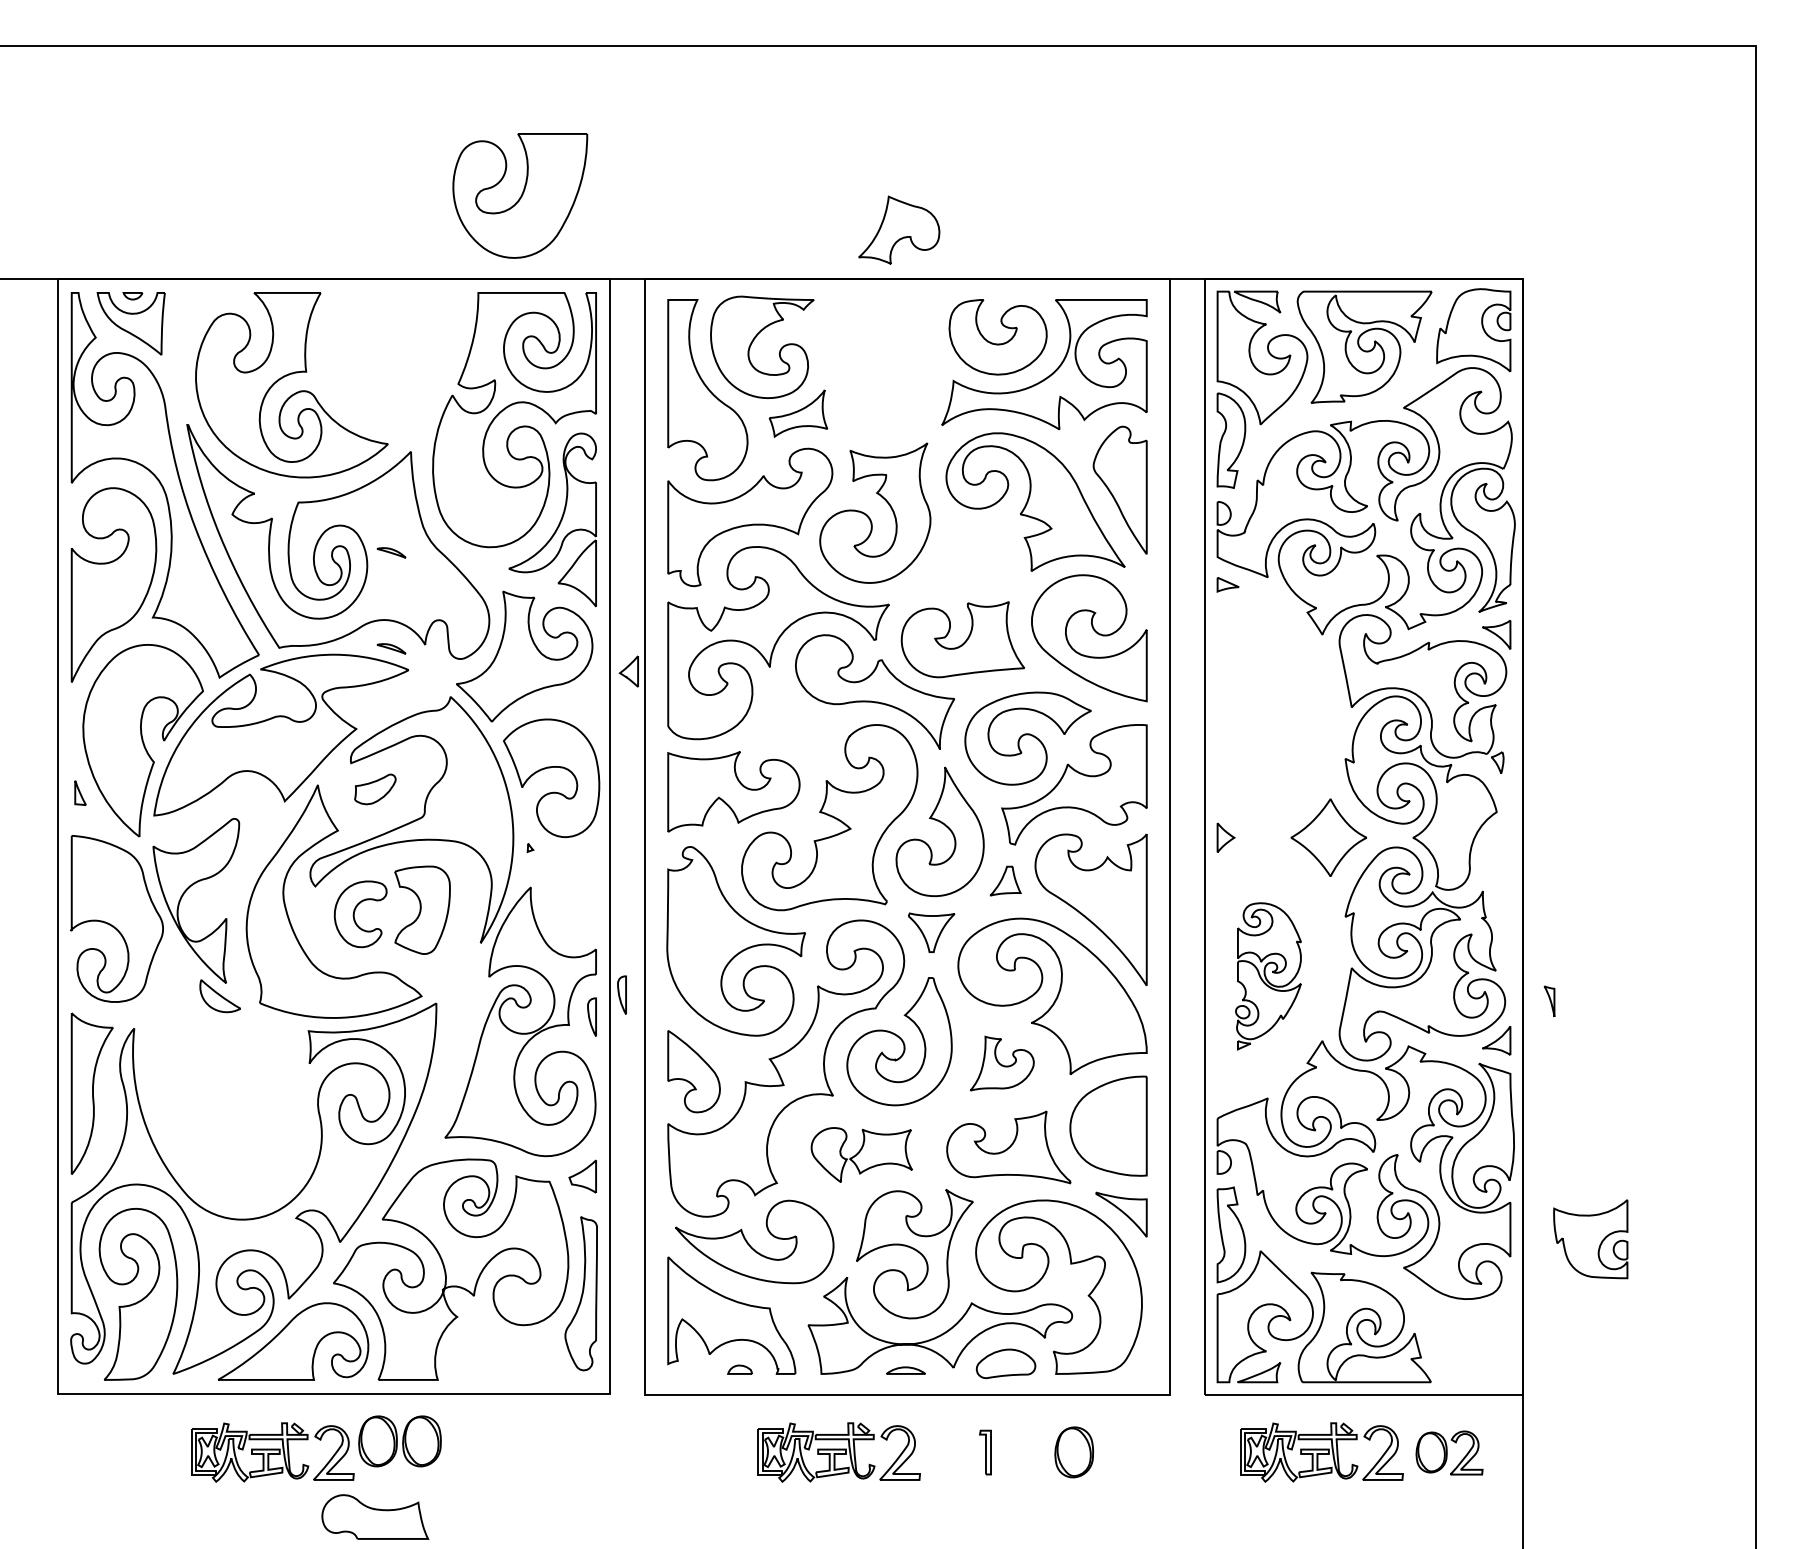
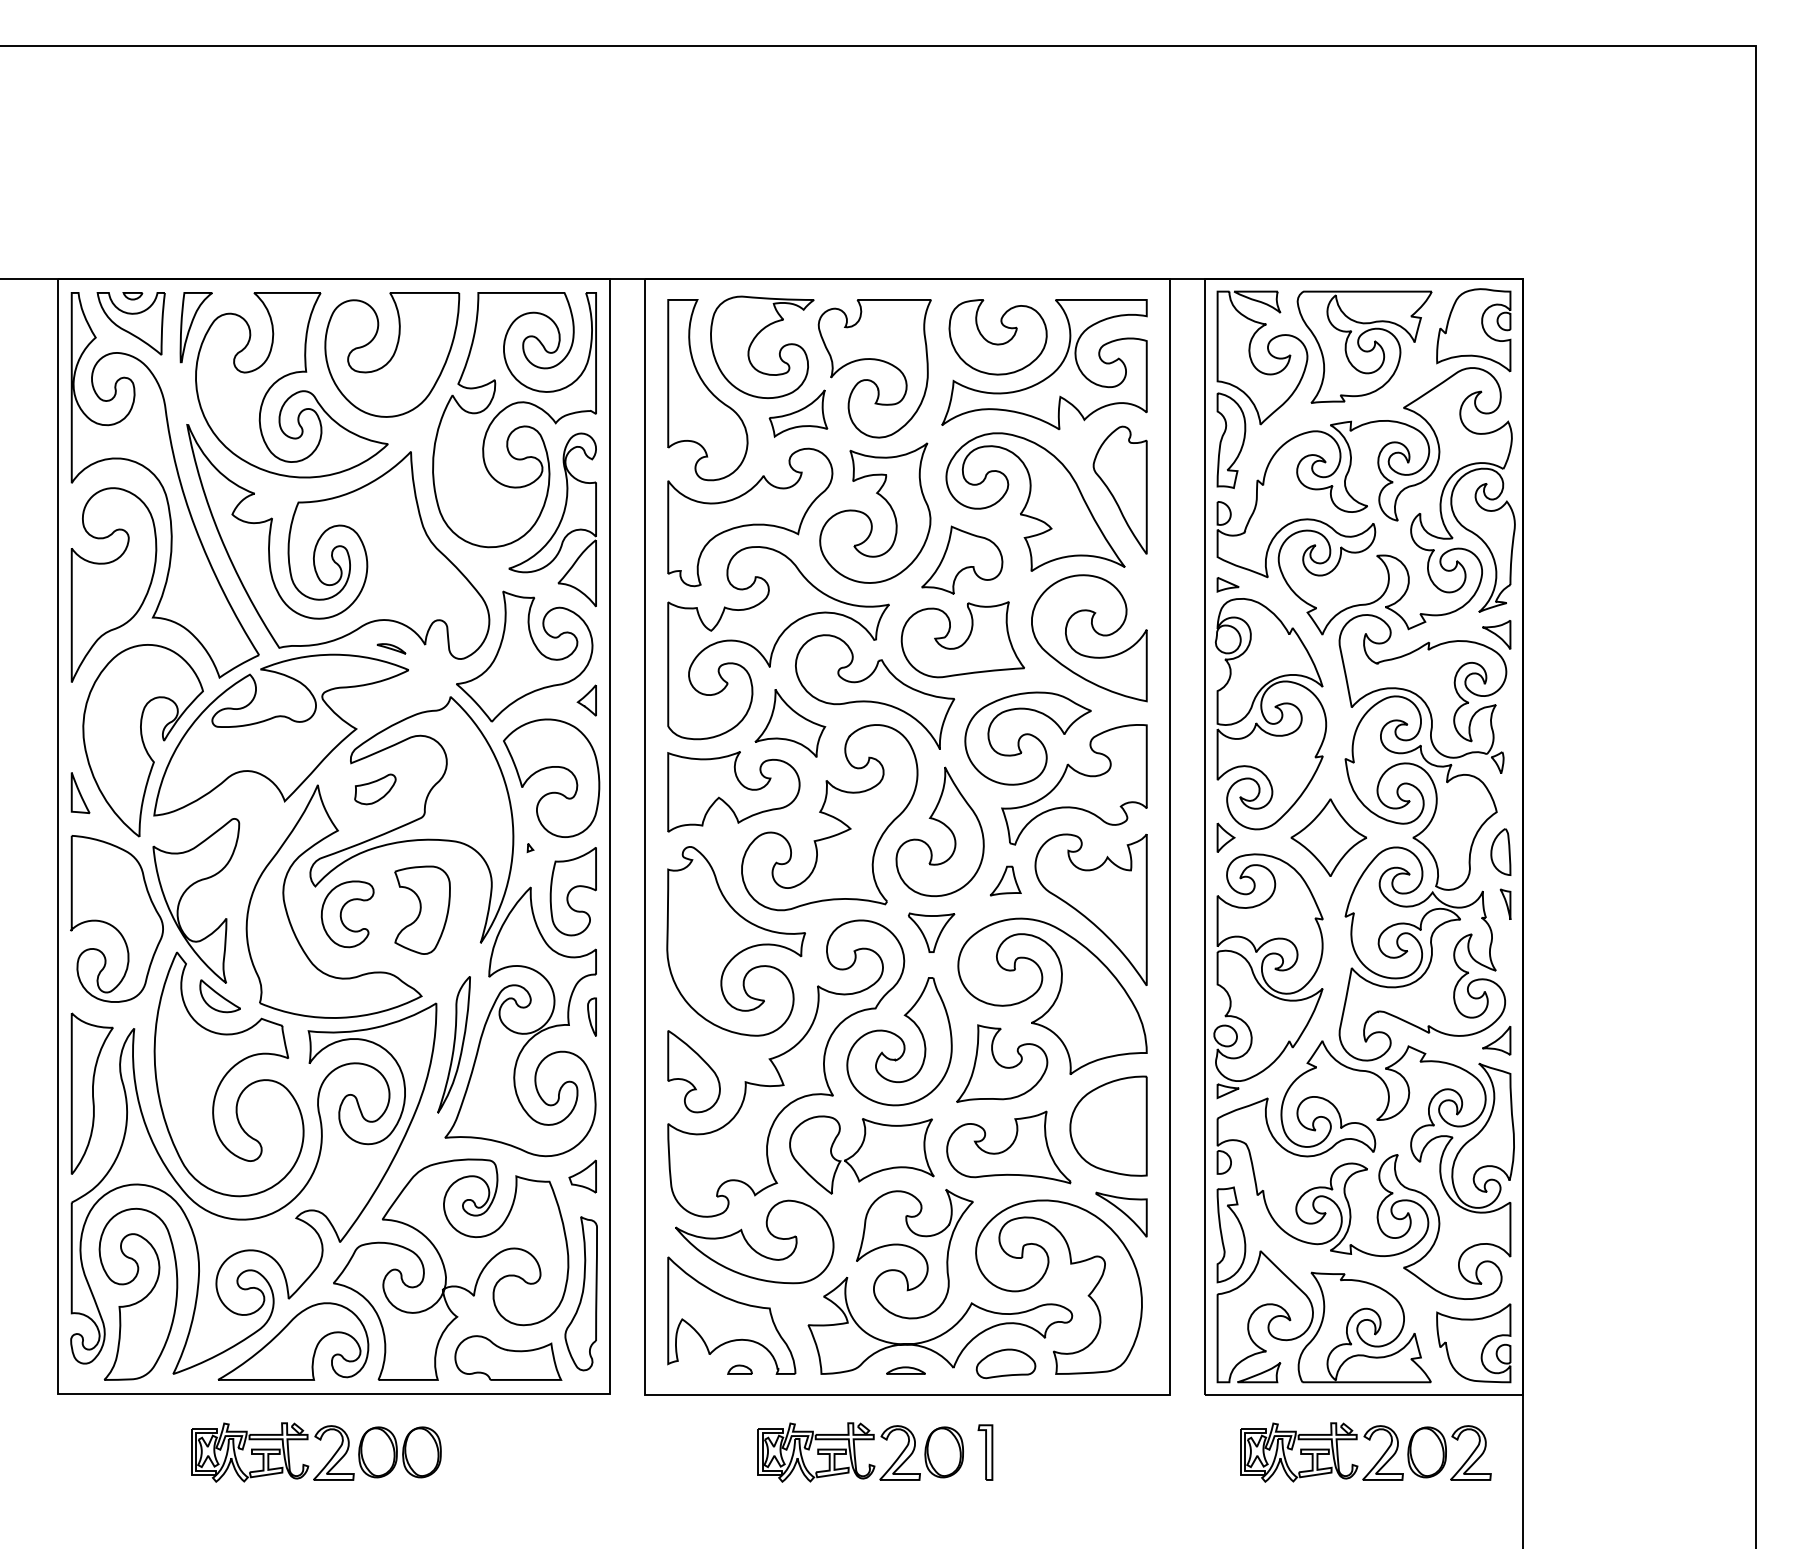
part position: (520, 195) -> (392, 354) (392, 354)
part position: (899, 229) -> (962, 559) (962, 559)
part: none -> present (195, 327)
part: none -> present (874, 360)
part: present -> none (391, 552)
part position: (628, 671) -> (586, 700) (586, 700)
part: none -> present (1270, 714)
part: none -> present (790, 723)
part size: 13x26 px -> 21x42 px (80, 792)
part: none -> present (1500, 851)
part: none -> present (572, 891)
part position: (360, 914) -> (347, 914) (347, 914)
part size: 67x149 px -> 111x247 px (1268, 976)
part: present -> none (621, 994)
part position: (1549, 1000) -> (1505, 903) (1505, 903)
part: none -> present (453, 1044)
part size: 65x57 px -> 93x79 px (1002, 1063)
part: none -> present (228, 1074)
part size: 103x56 px -> 146x80 px (861, 1154)
part position: (1590, 1239) -> (1473, 1343) (1473, 1343)
part position: (399, 1441) -> (399, 1452) (399, 1452)
part size: 13x47 px -> 17x57 px (985, 1452)
part position: (1073, 1452) -> (943, 1452) (943, 1452)
part size: 69x46 px -> 85x56 px (1449, 1452)
part position: (375, 1516) -> (508, 1357) (508, 1357)
